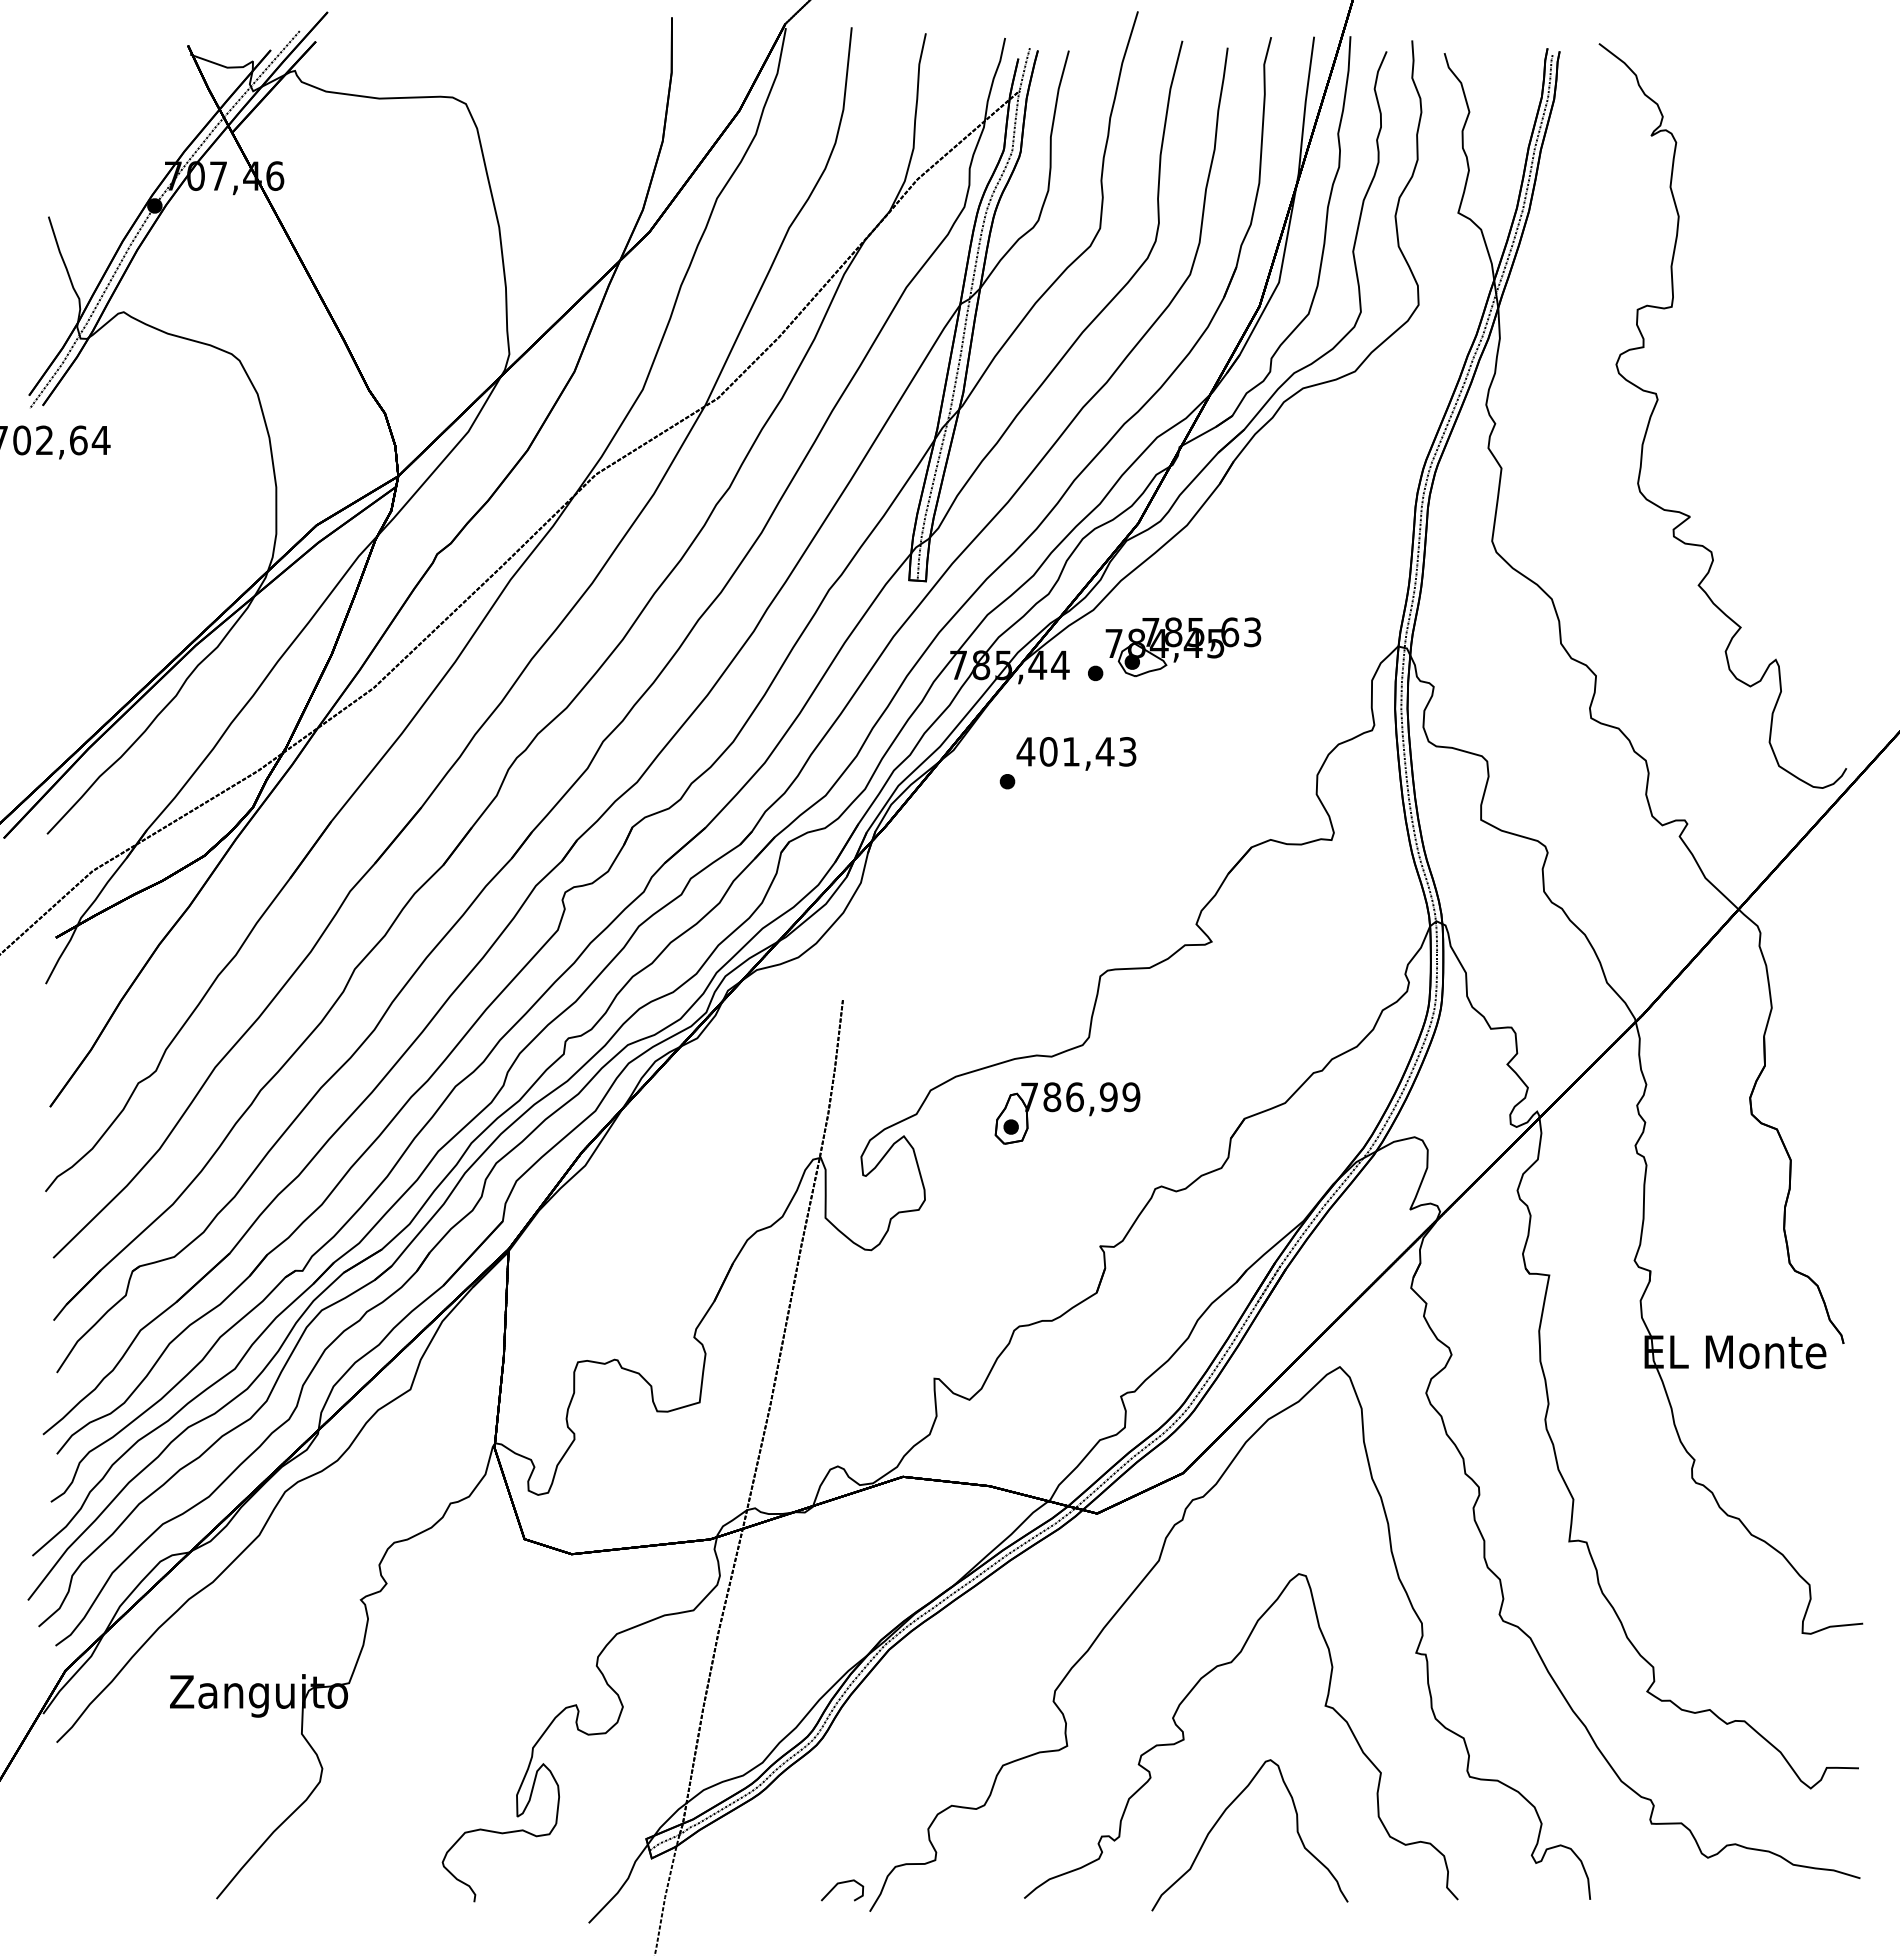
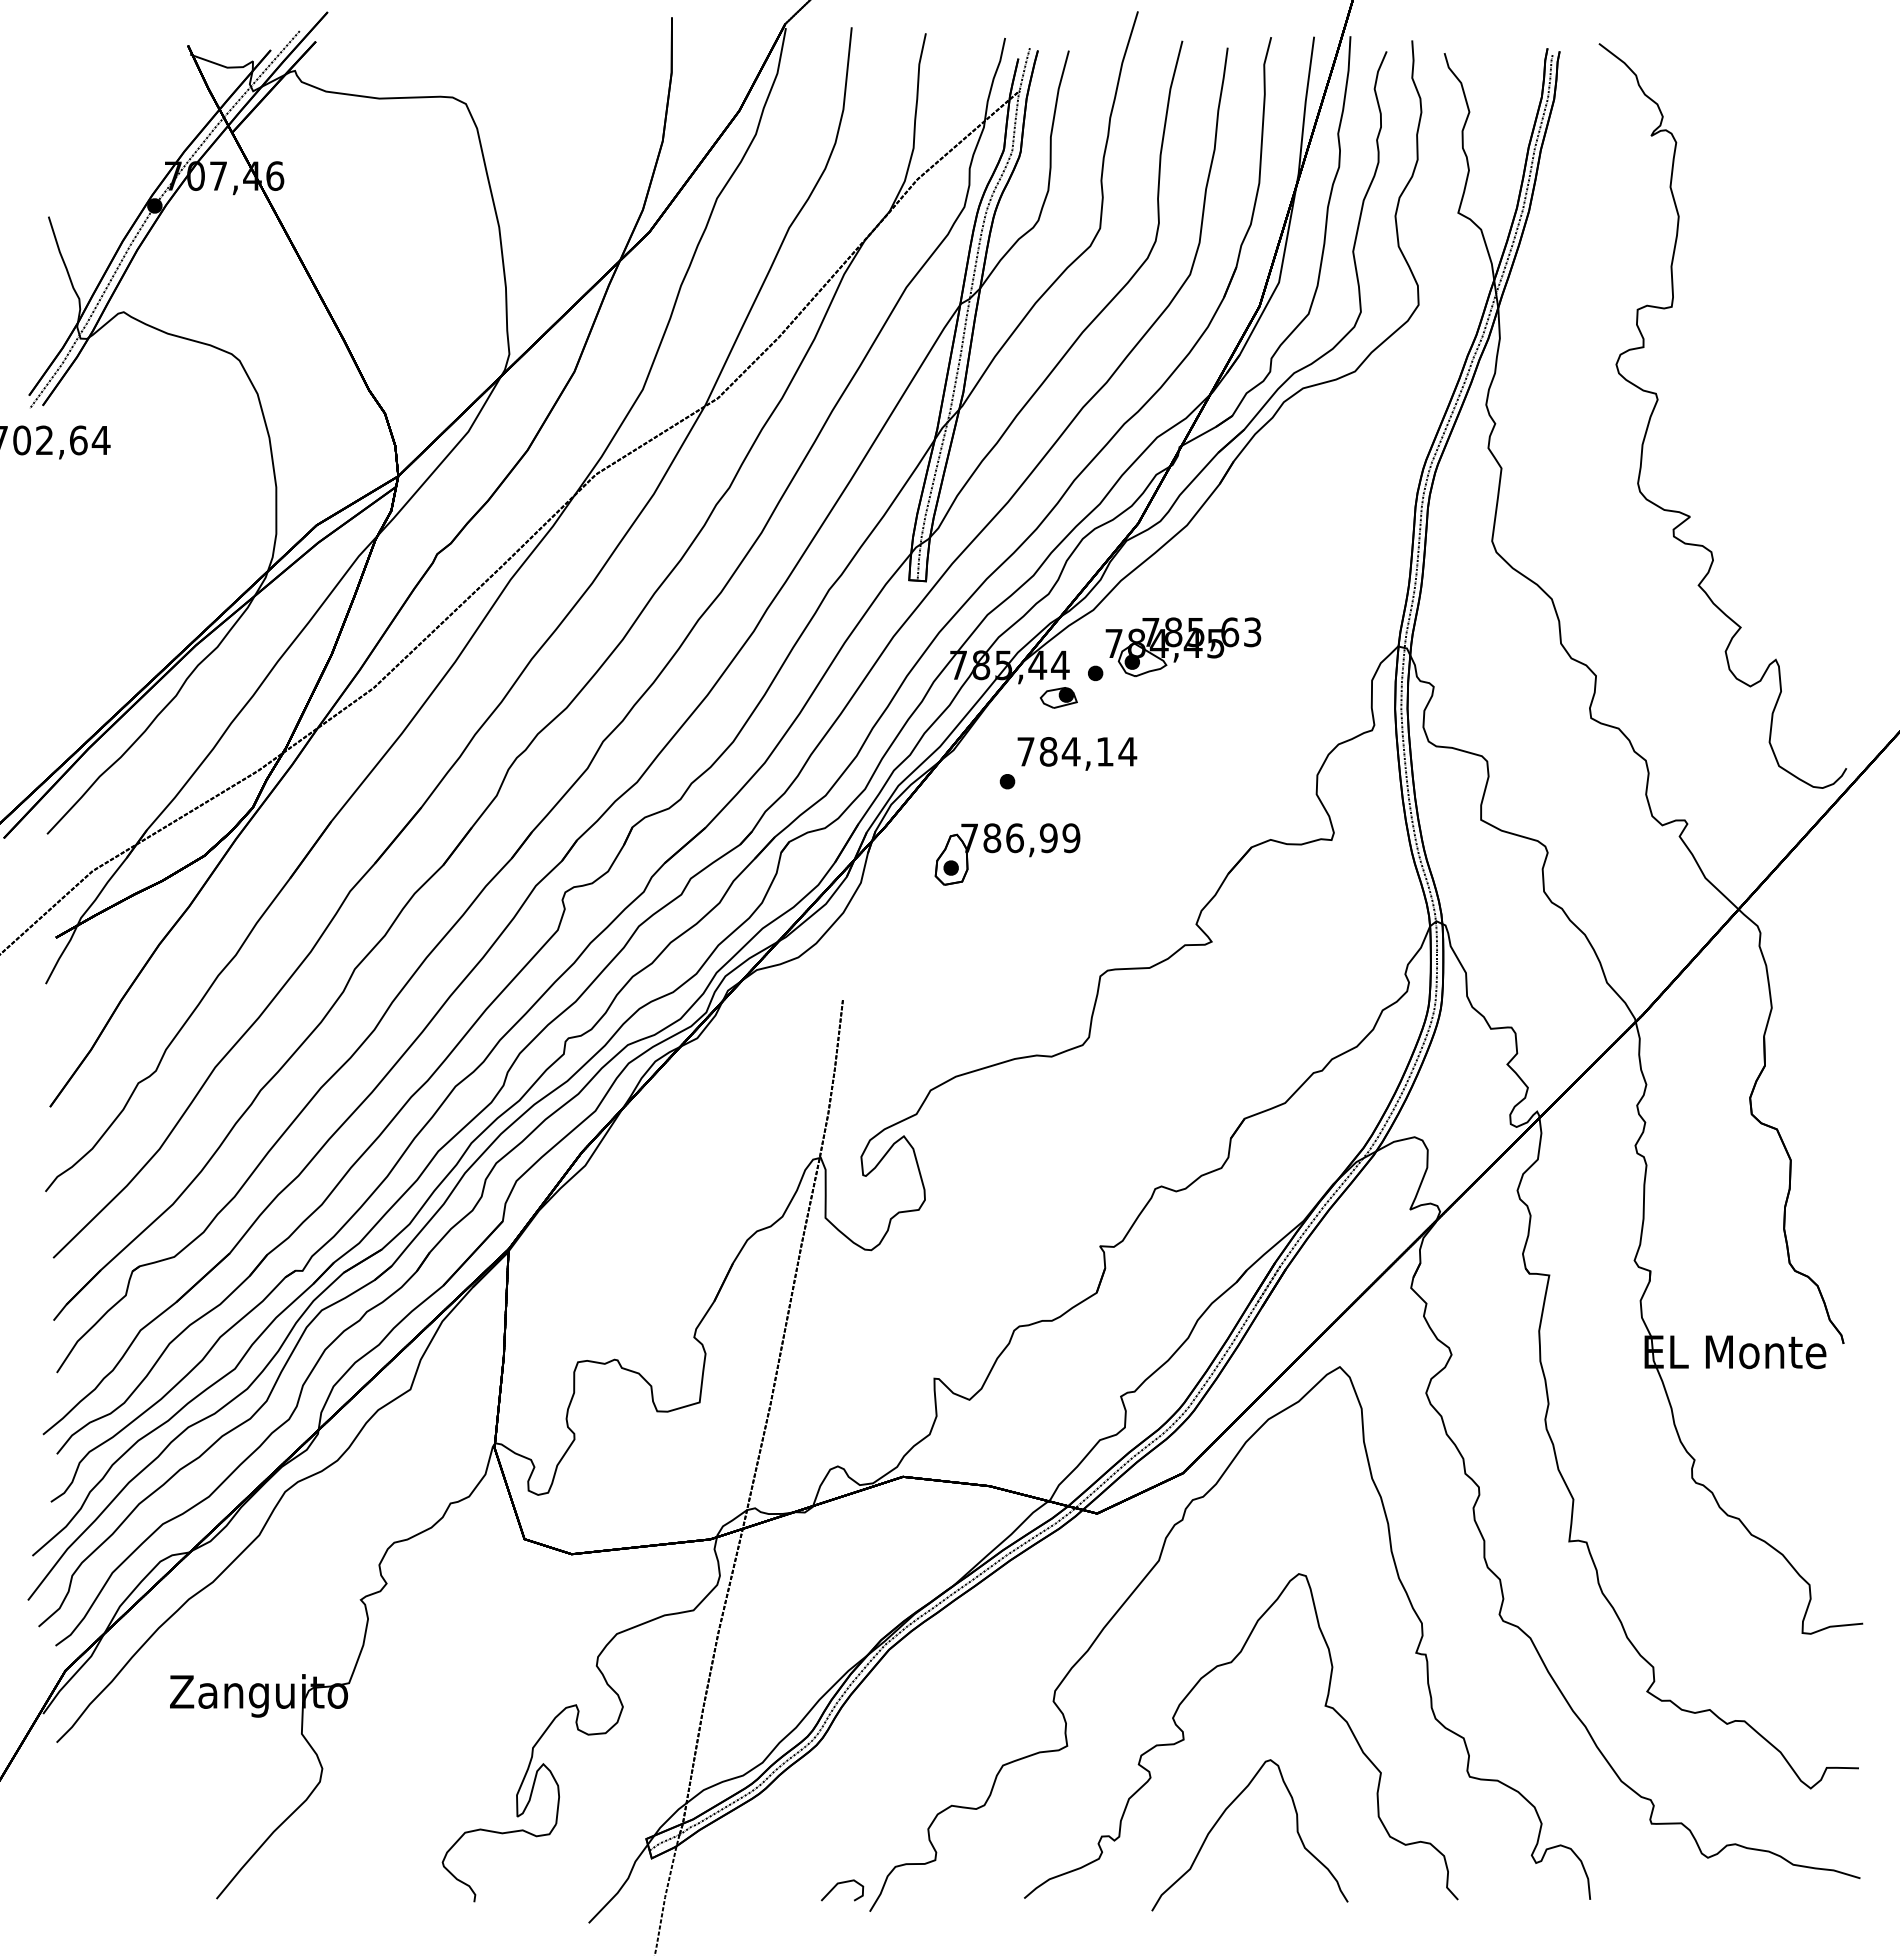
part: none -> present (1058, 697)
text: 401,43 -> 784,14 (1076, 751)
part position: (1067, 1113) -> (1007, 854) (1007, 854)
